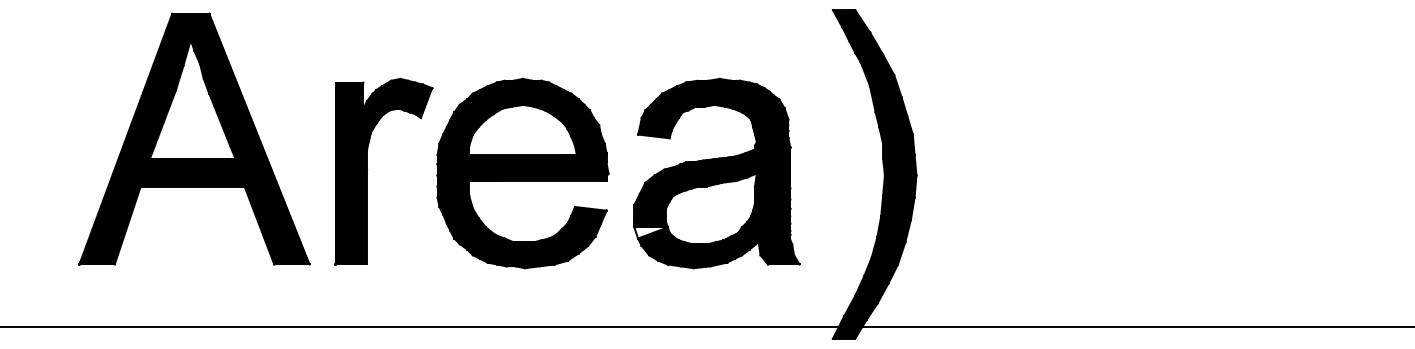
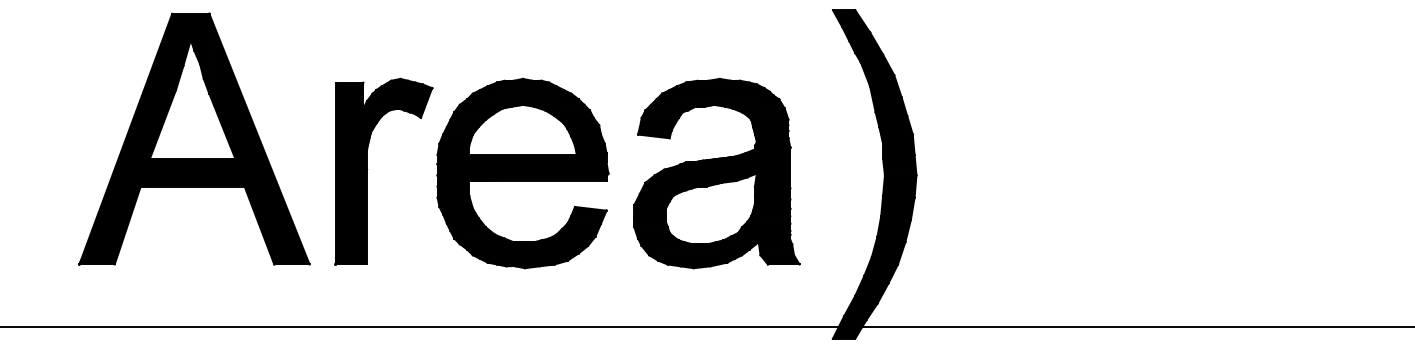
fill: none -> present (650, 232)
